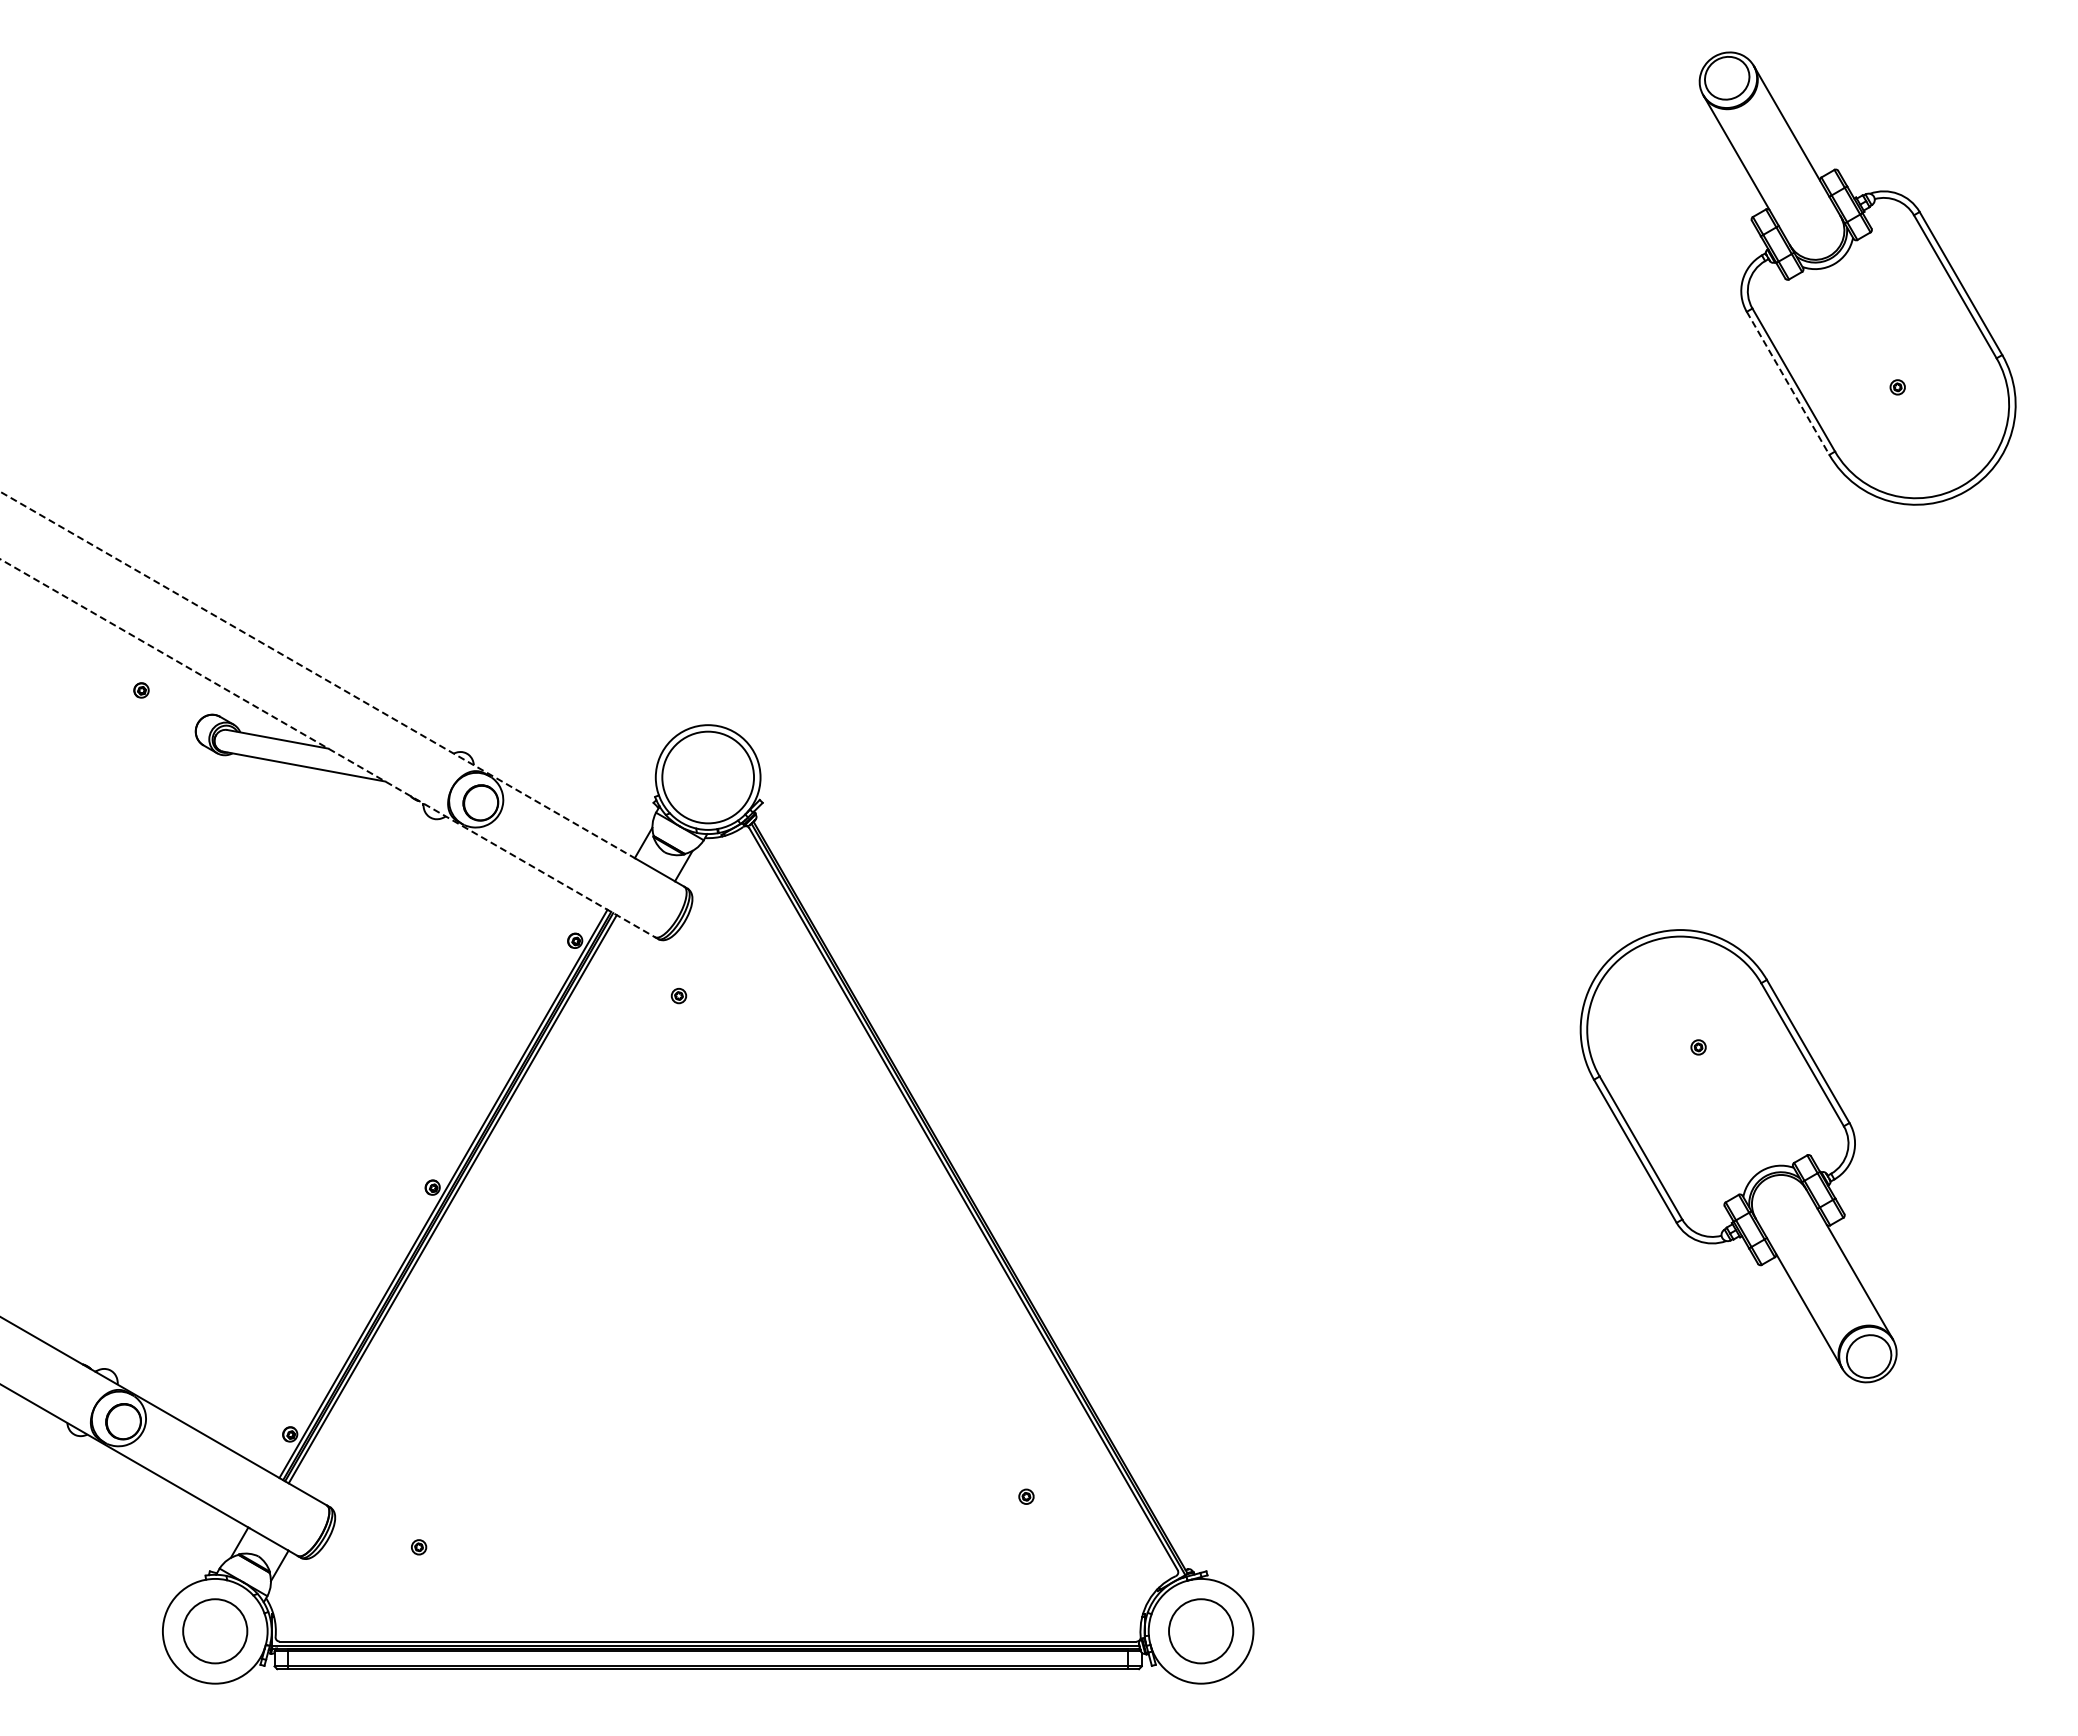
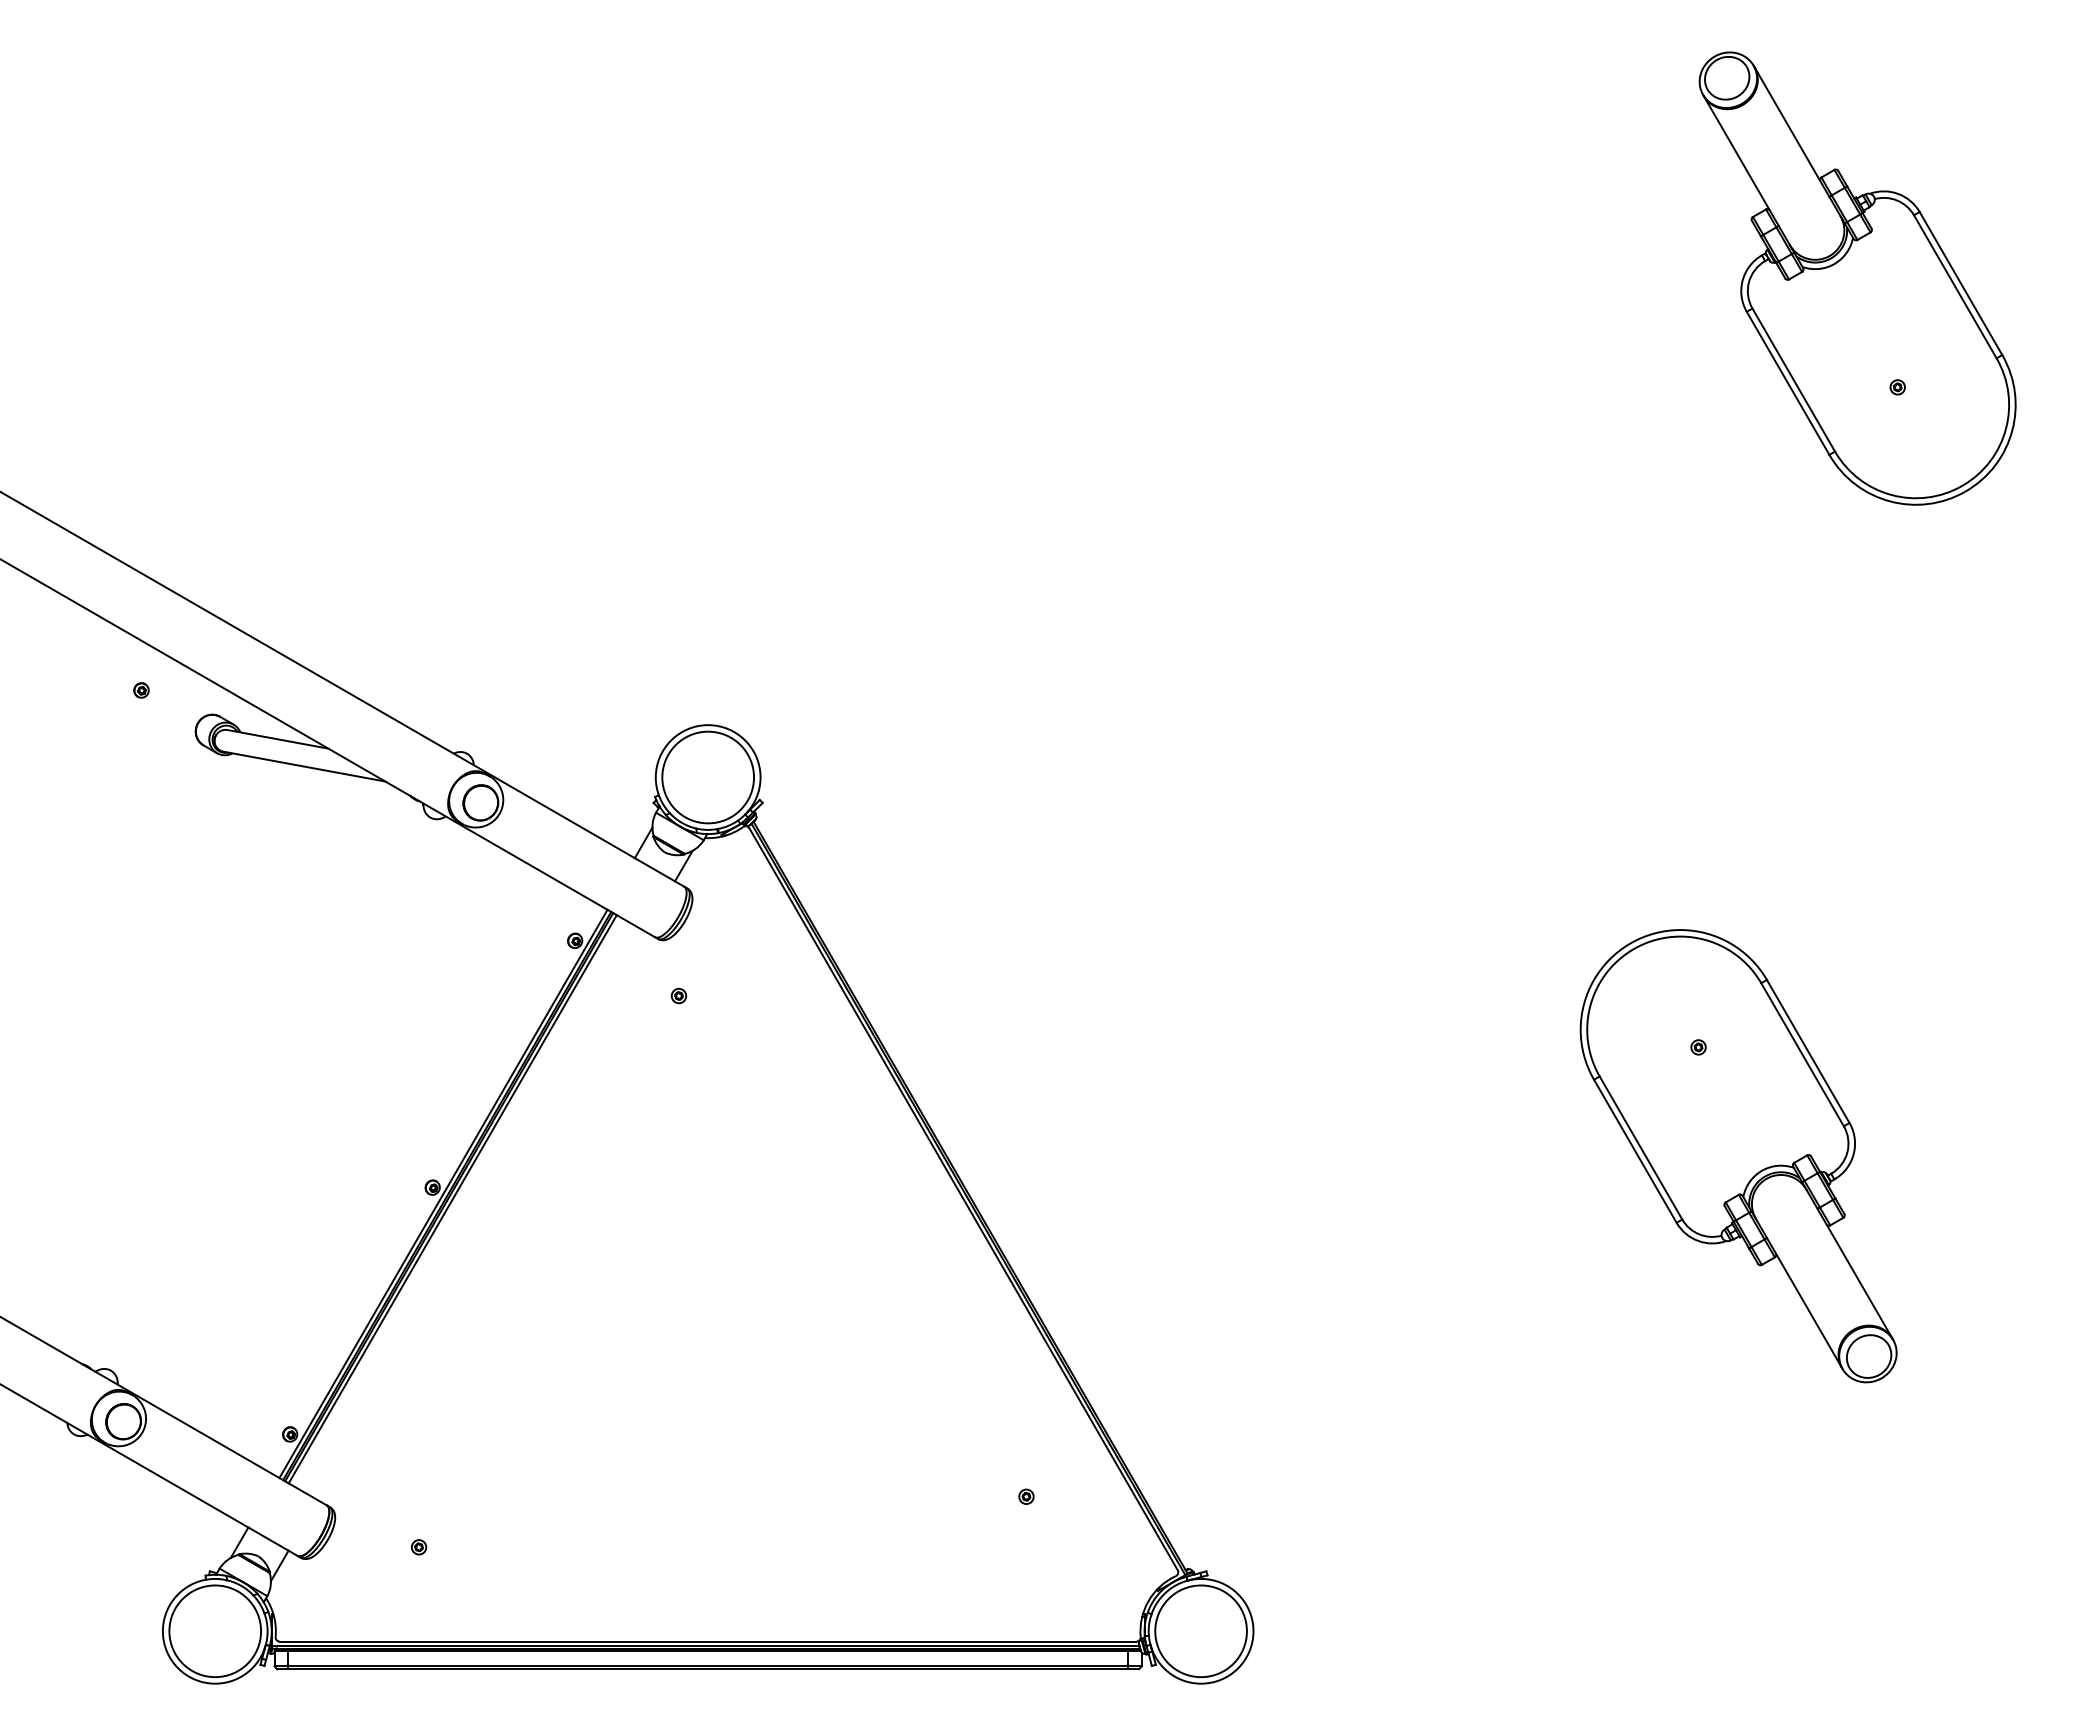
line: dashed -> solid (1788, 383)
line: dashed -> solid (318, 675)
line: dashed -> solid (327, 748)
circle diameter: 64 px -> 92 px (215, 1631)
circle diameter: 64 px -> 92 px (1200, 1631)
